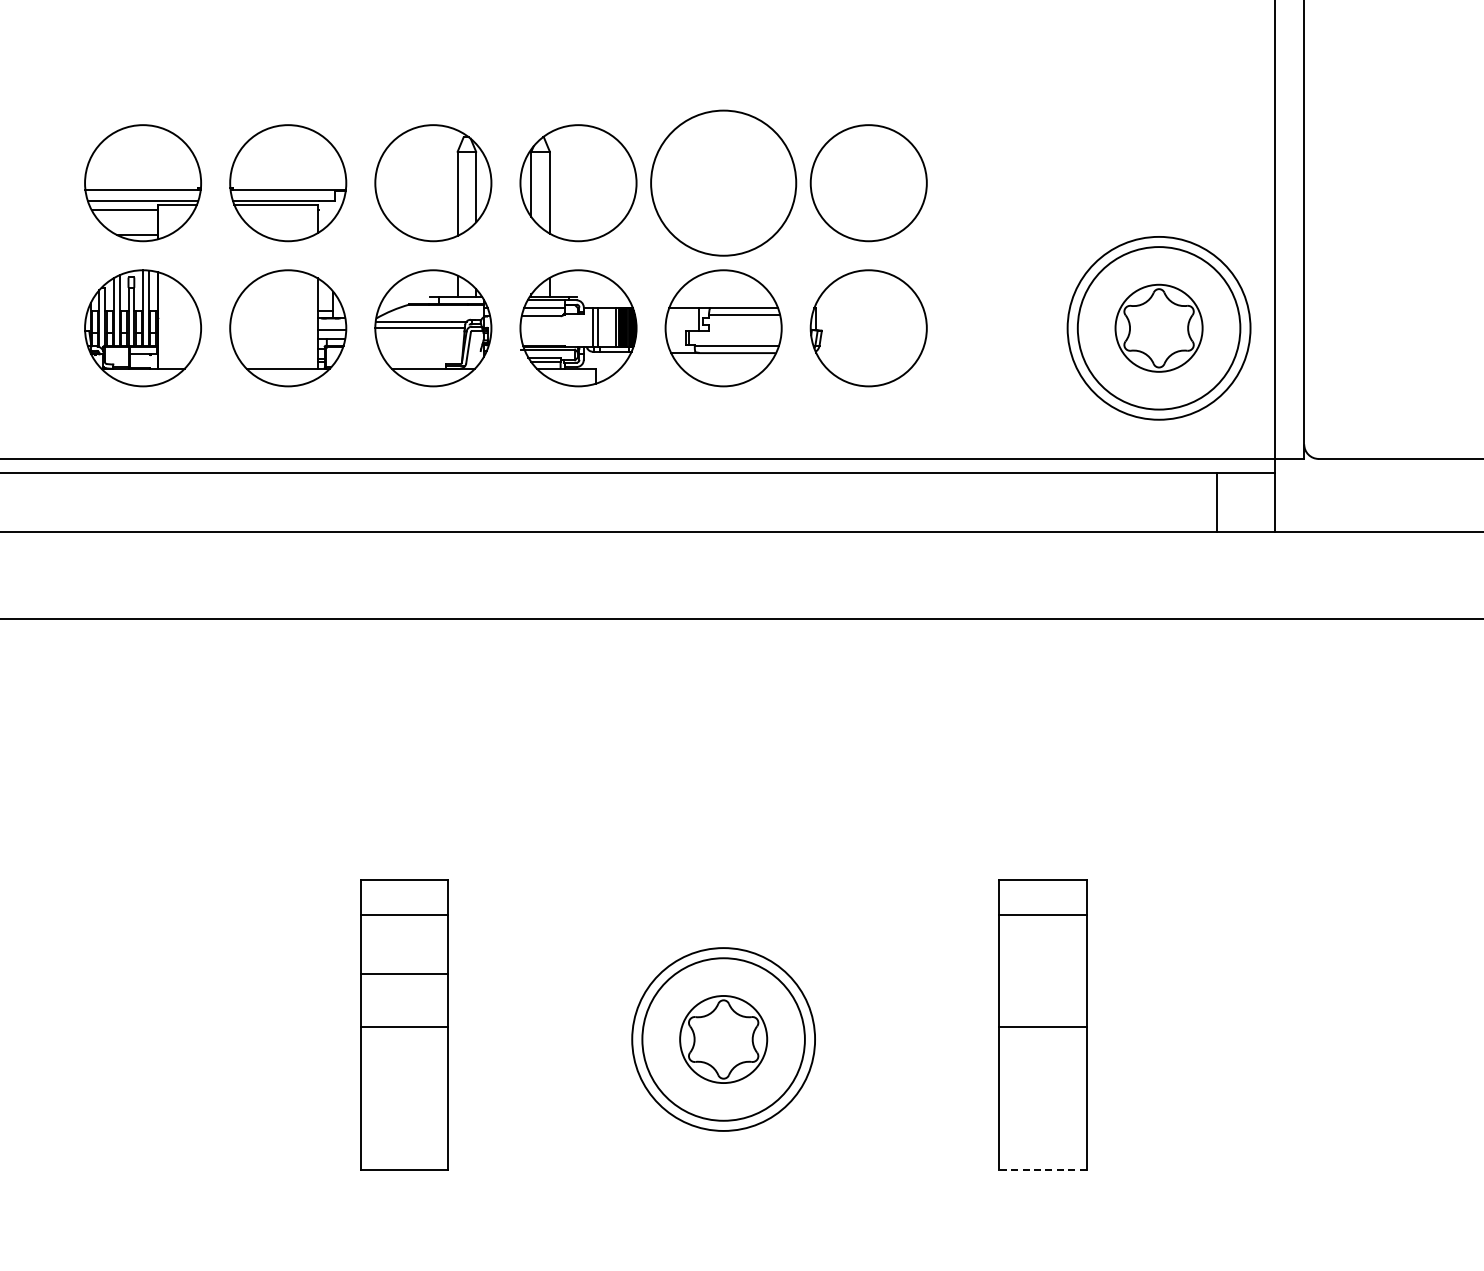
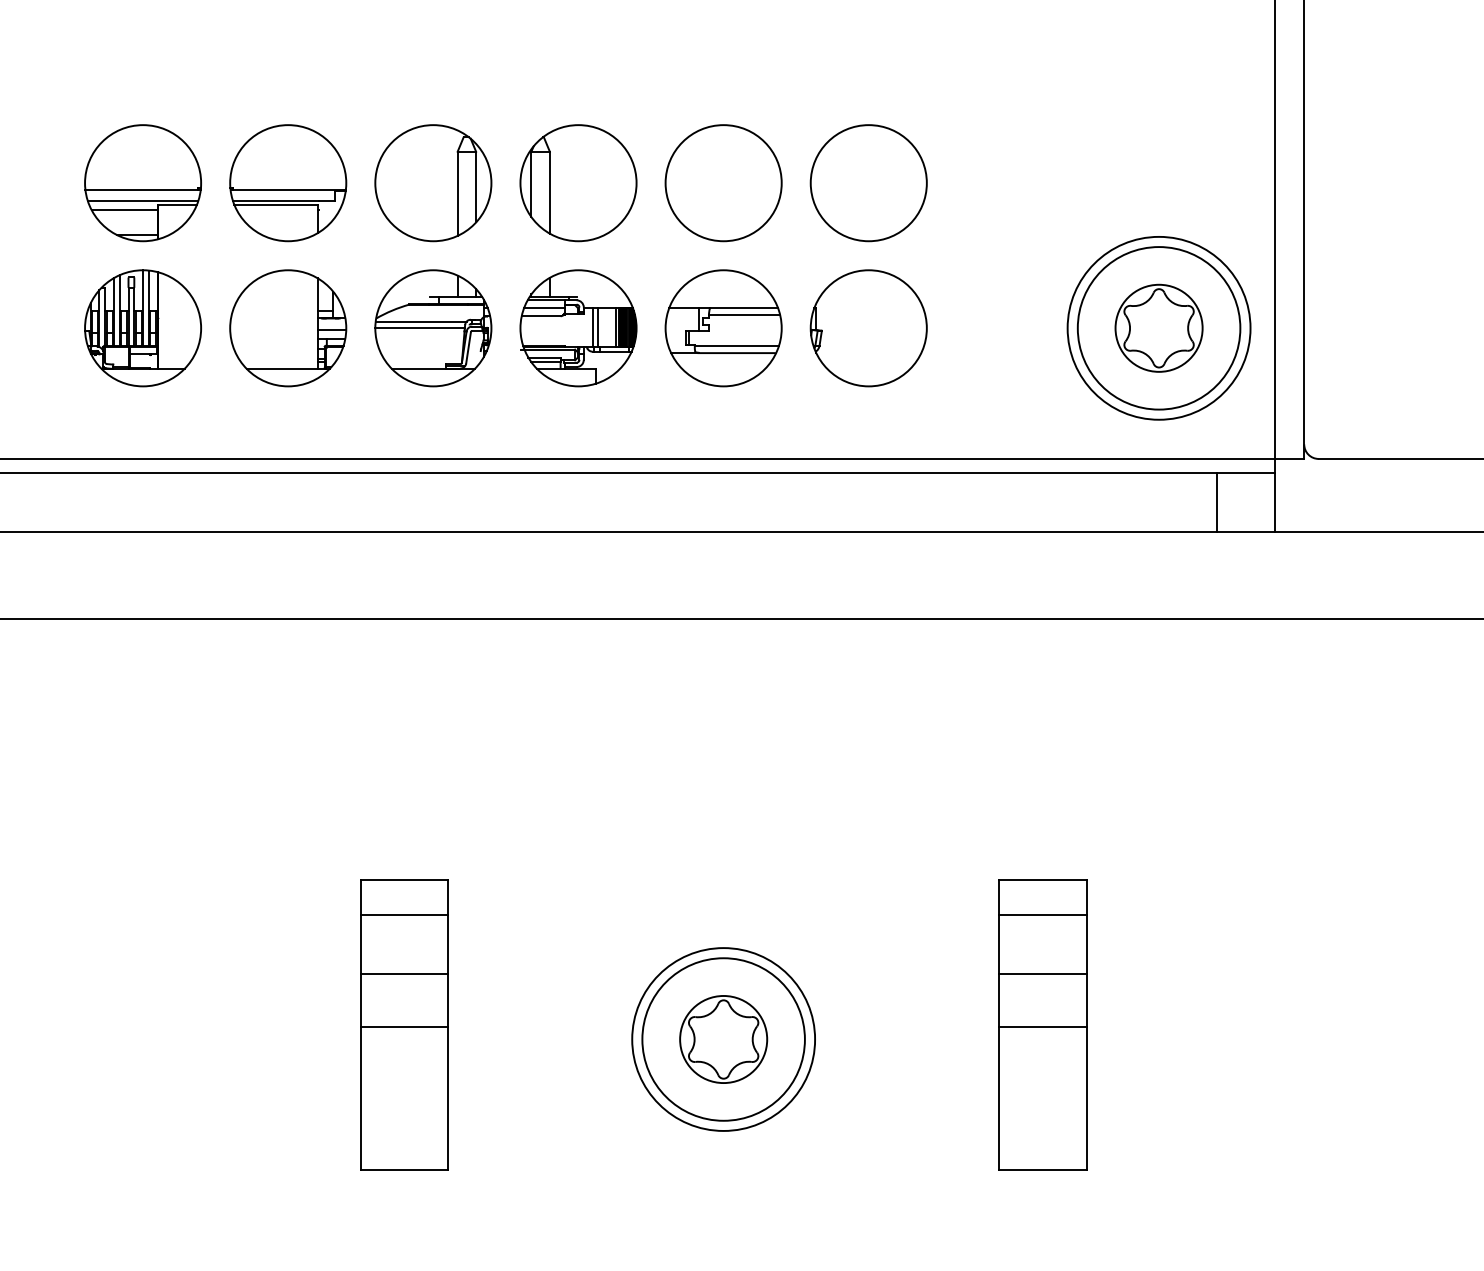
circle diameter: 145 px -> 116 px (723, 183)
line: none -> present (1042, 974)
line: dashed -> solid (1042, 1170)
